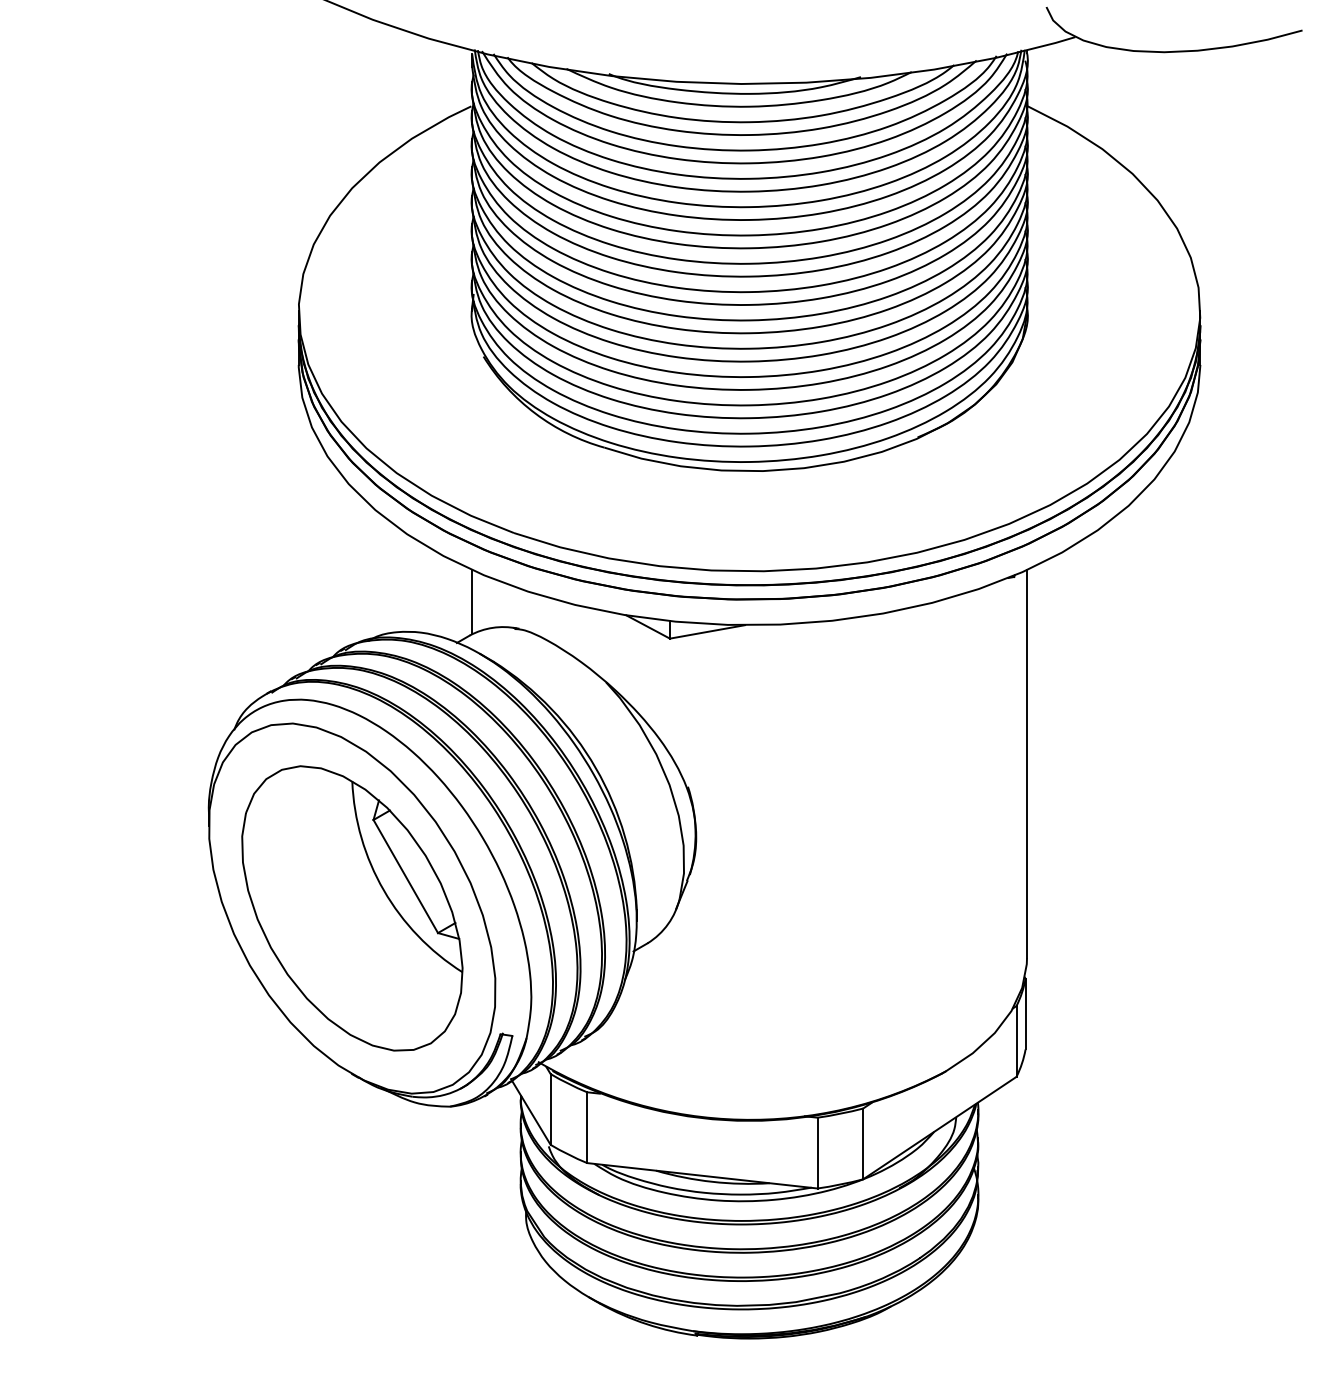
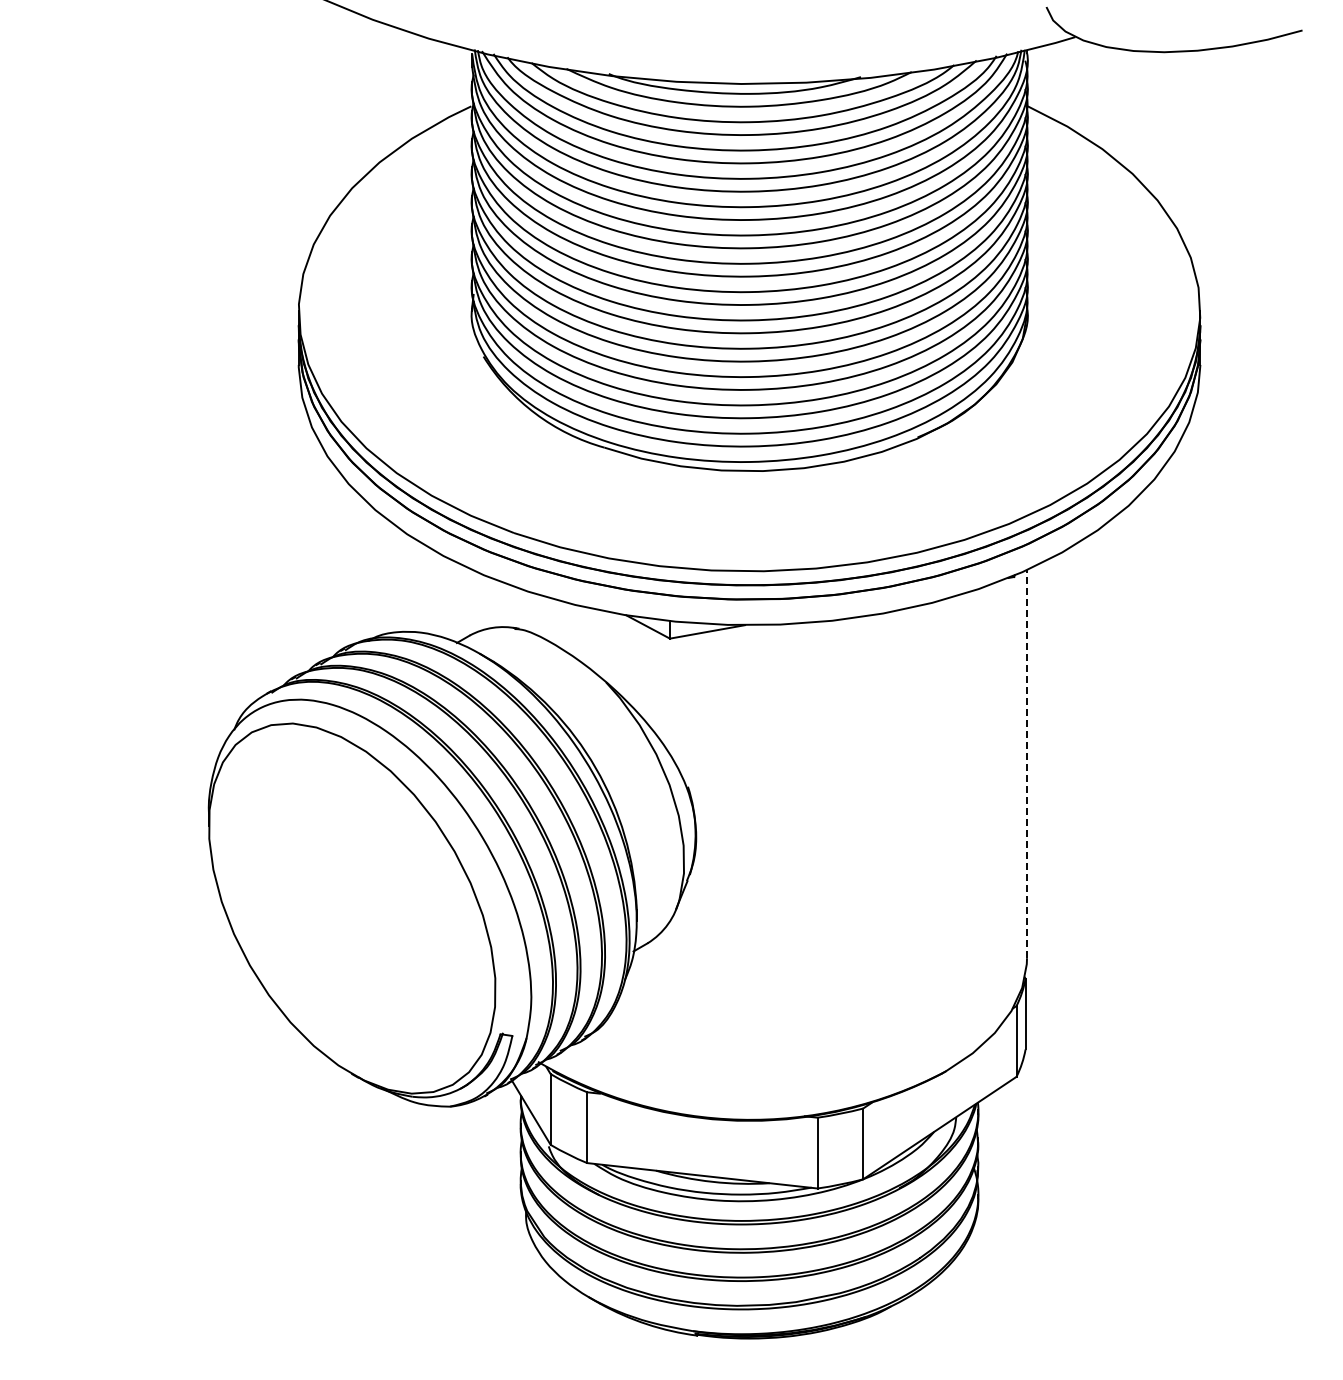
line: present -> none (472, 602)
line: solid -> dashed (1027, 763)
part: present -> none (352, 908)
